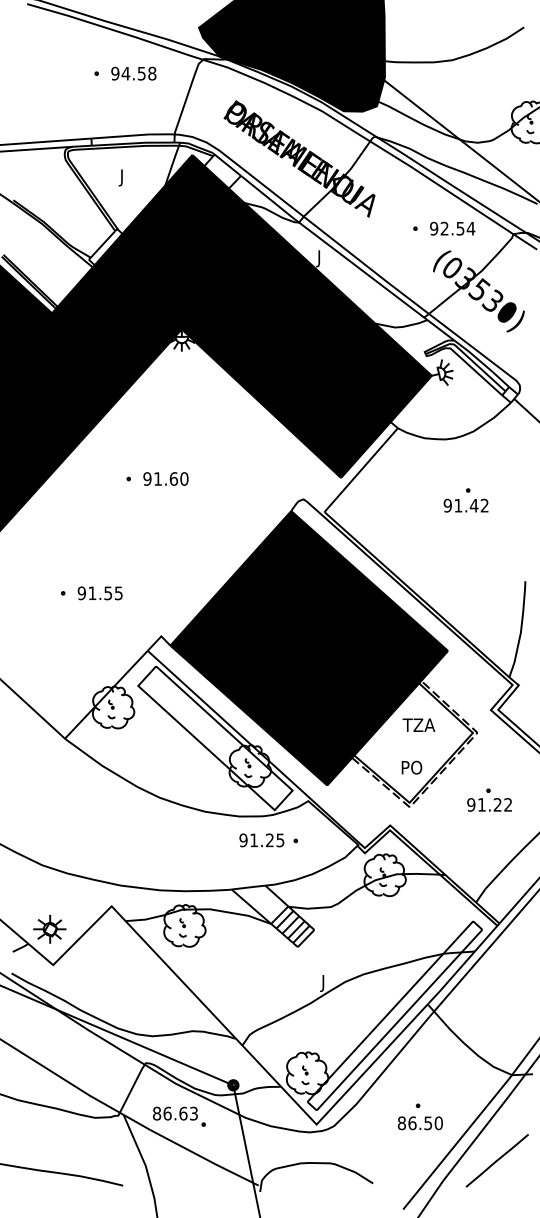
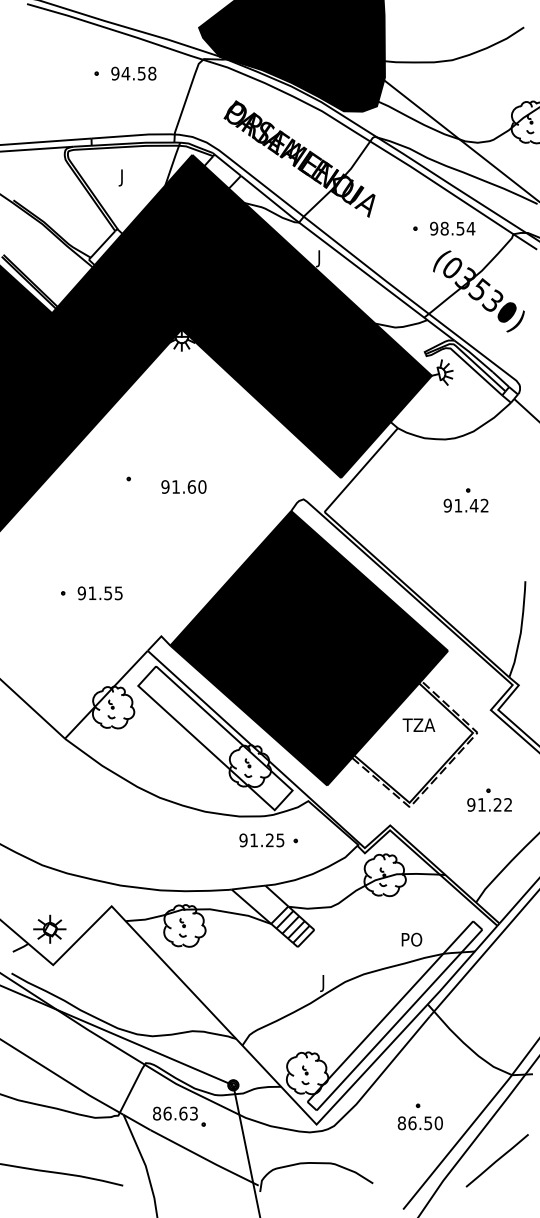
text: 92.54 -> 98.54 (444, 228)
text position: (165, 478) -> (183, 486) (183, 486)
text position: (411, 767) -> (411, 939) (411, 939)
